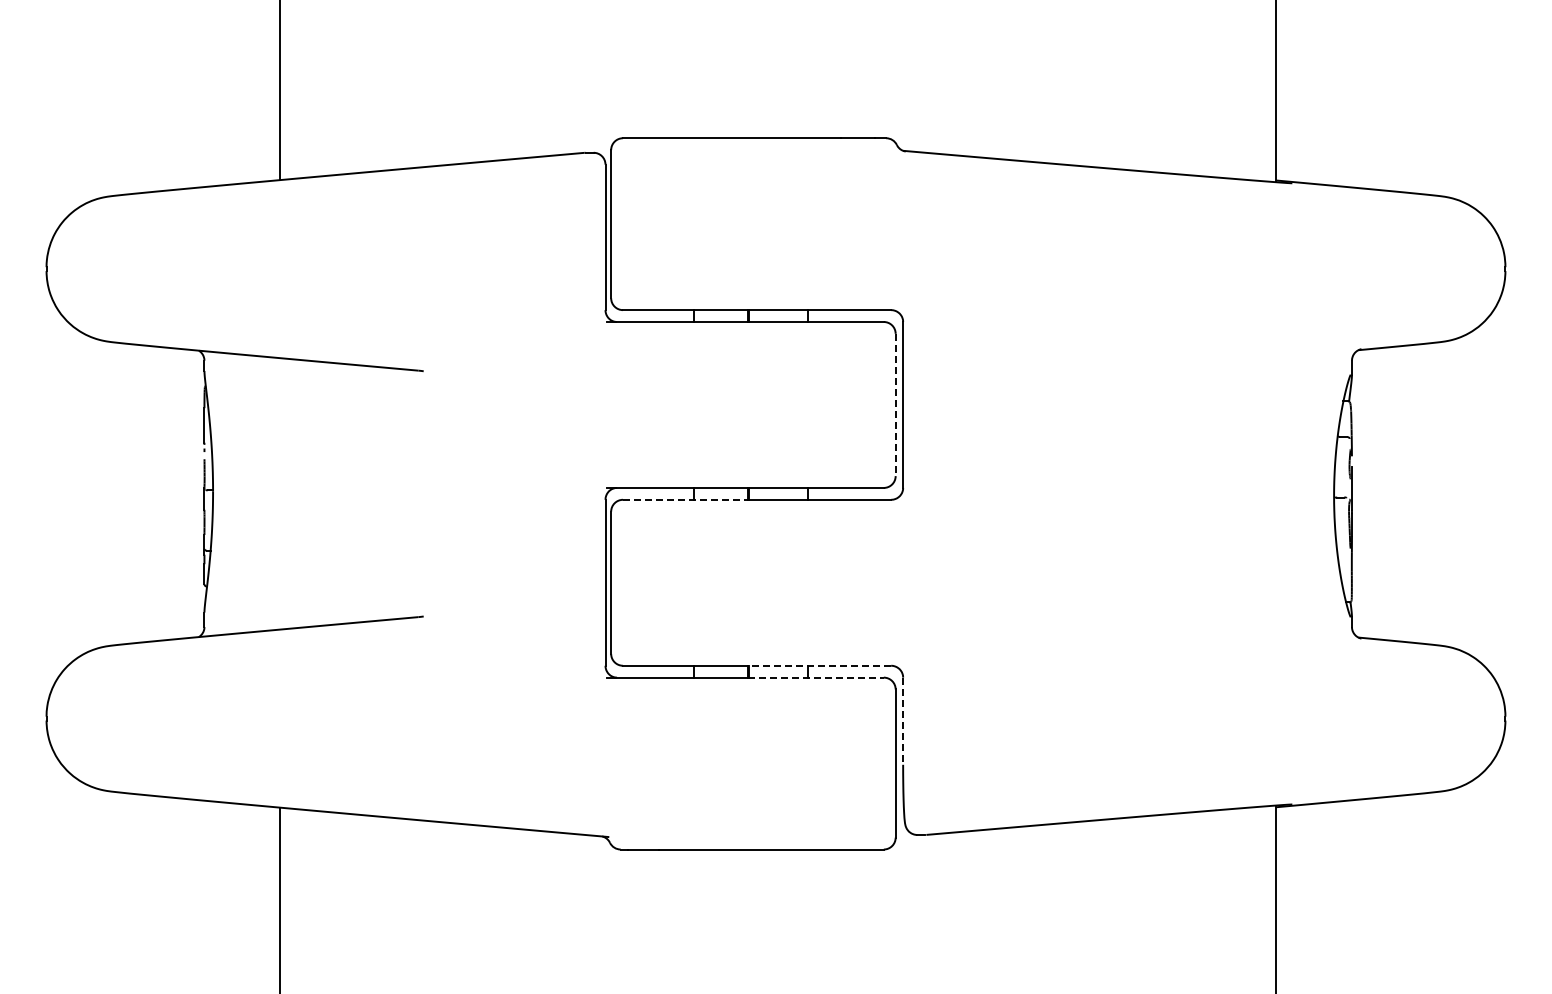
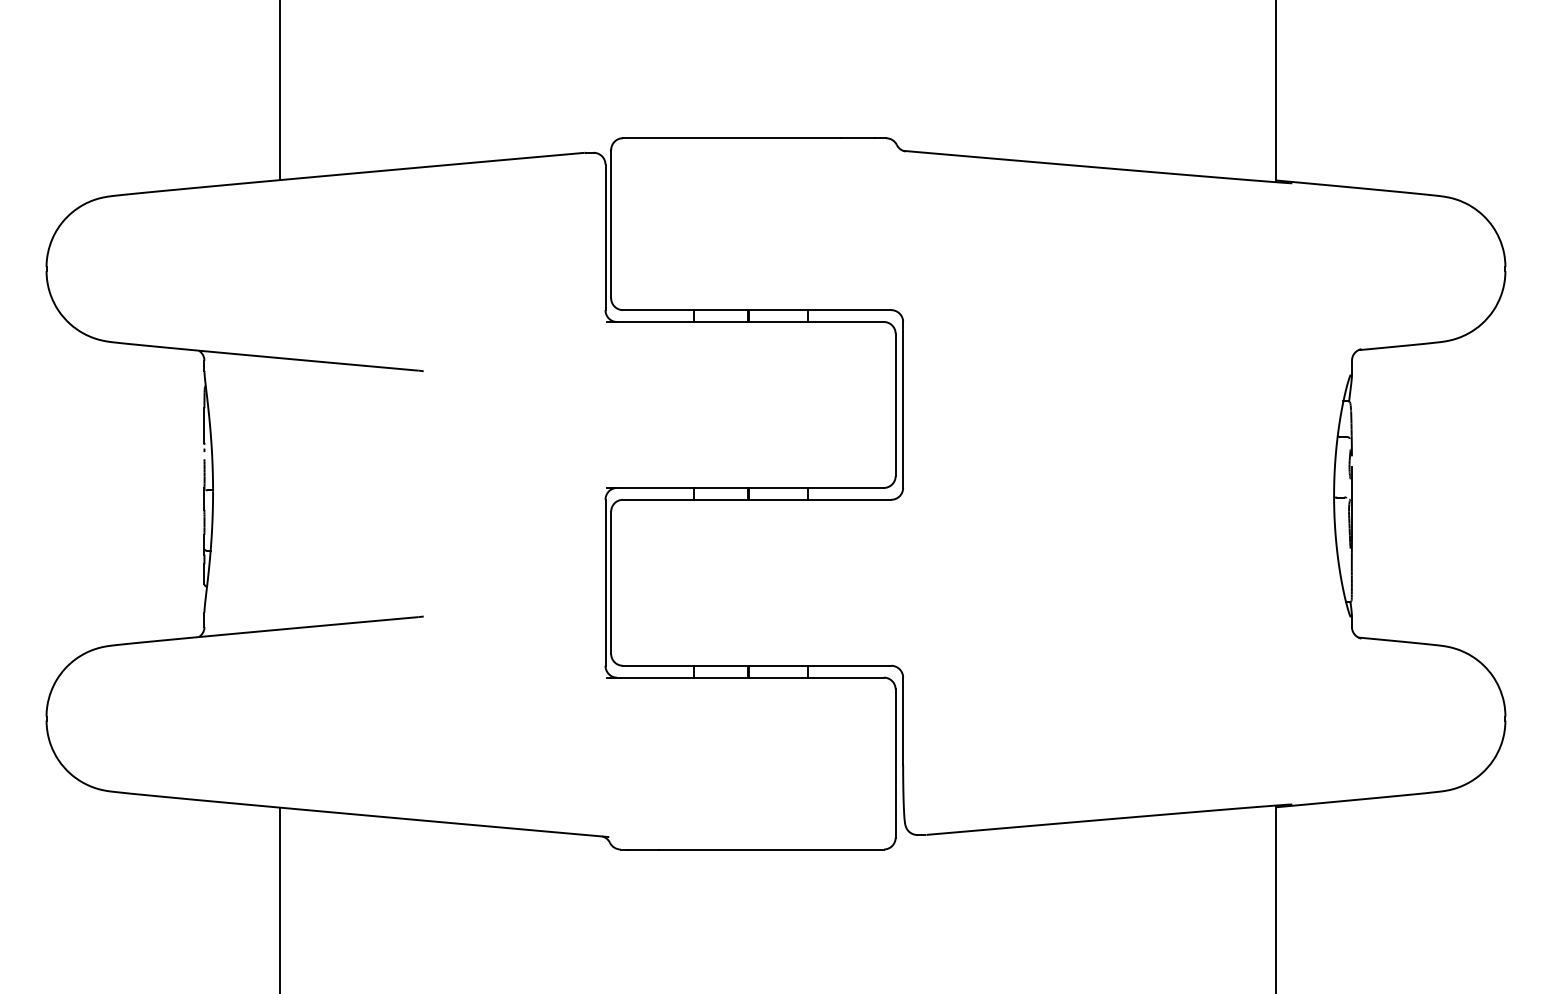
line: dashed -> solid (895, 405)
line: dashed -> solid (685, 499)
line: dashed -> solid (819, 665)
line: dashed -> solid (816, 677)
line: dashed -> solid (903, 721)
